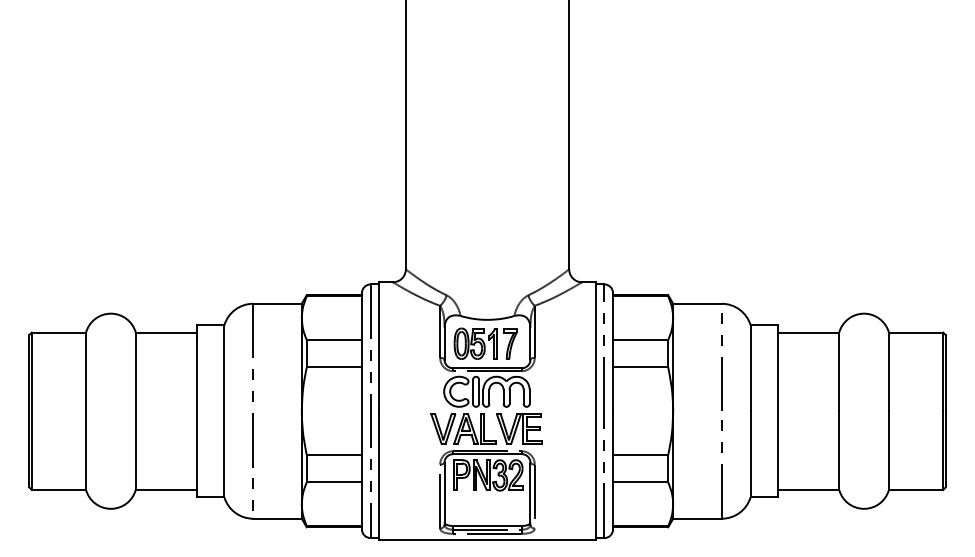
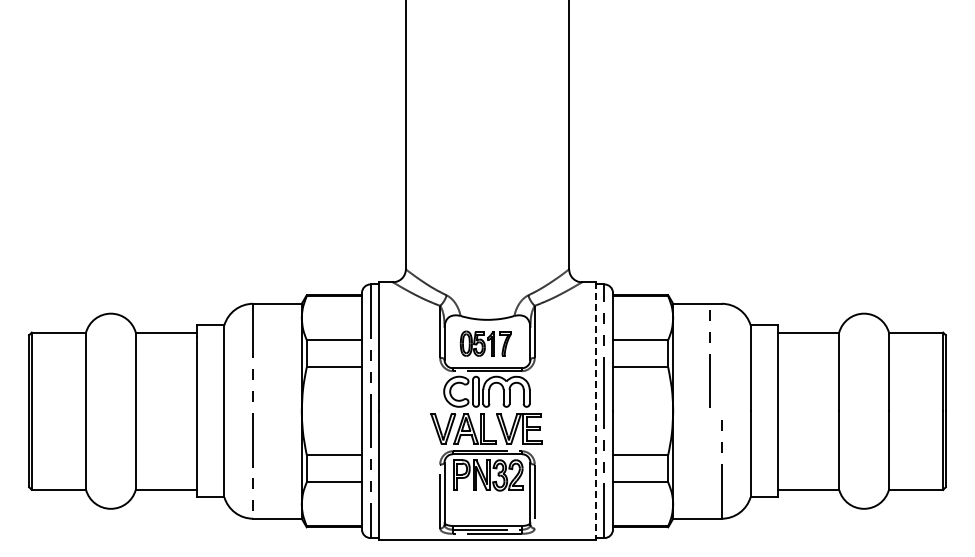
part size: 65x33 px -> 53x27 px (485, 343)
line position: (721, 361) -> (709, 358) (709, 358)
line: solid -> dashed (595, 411)
